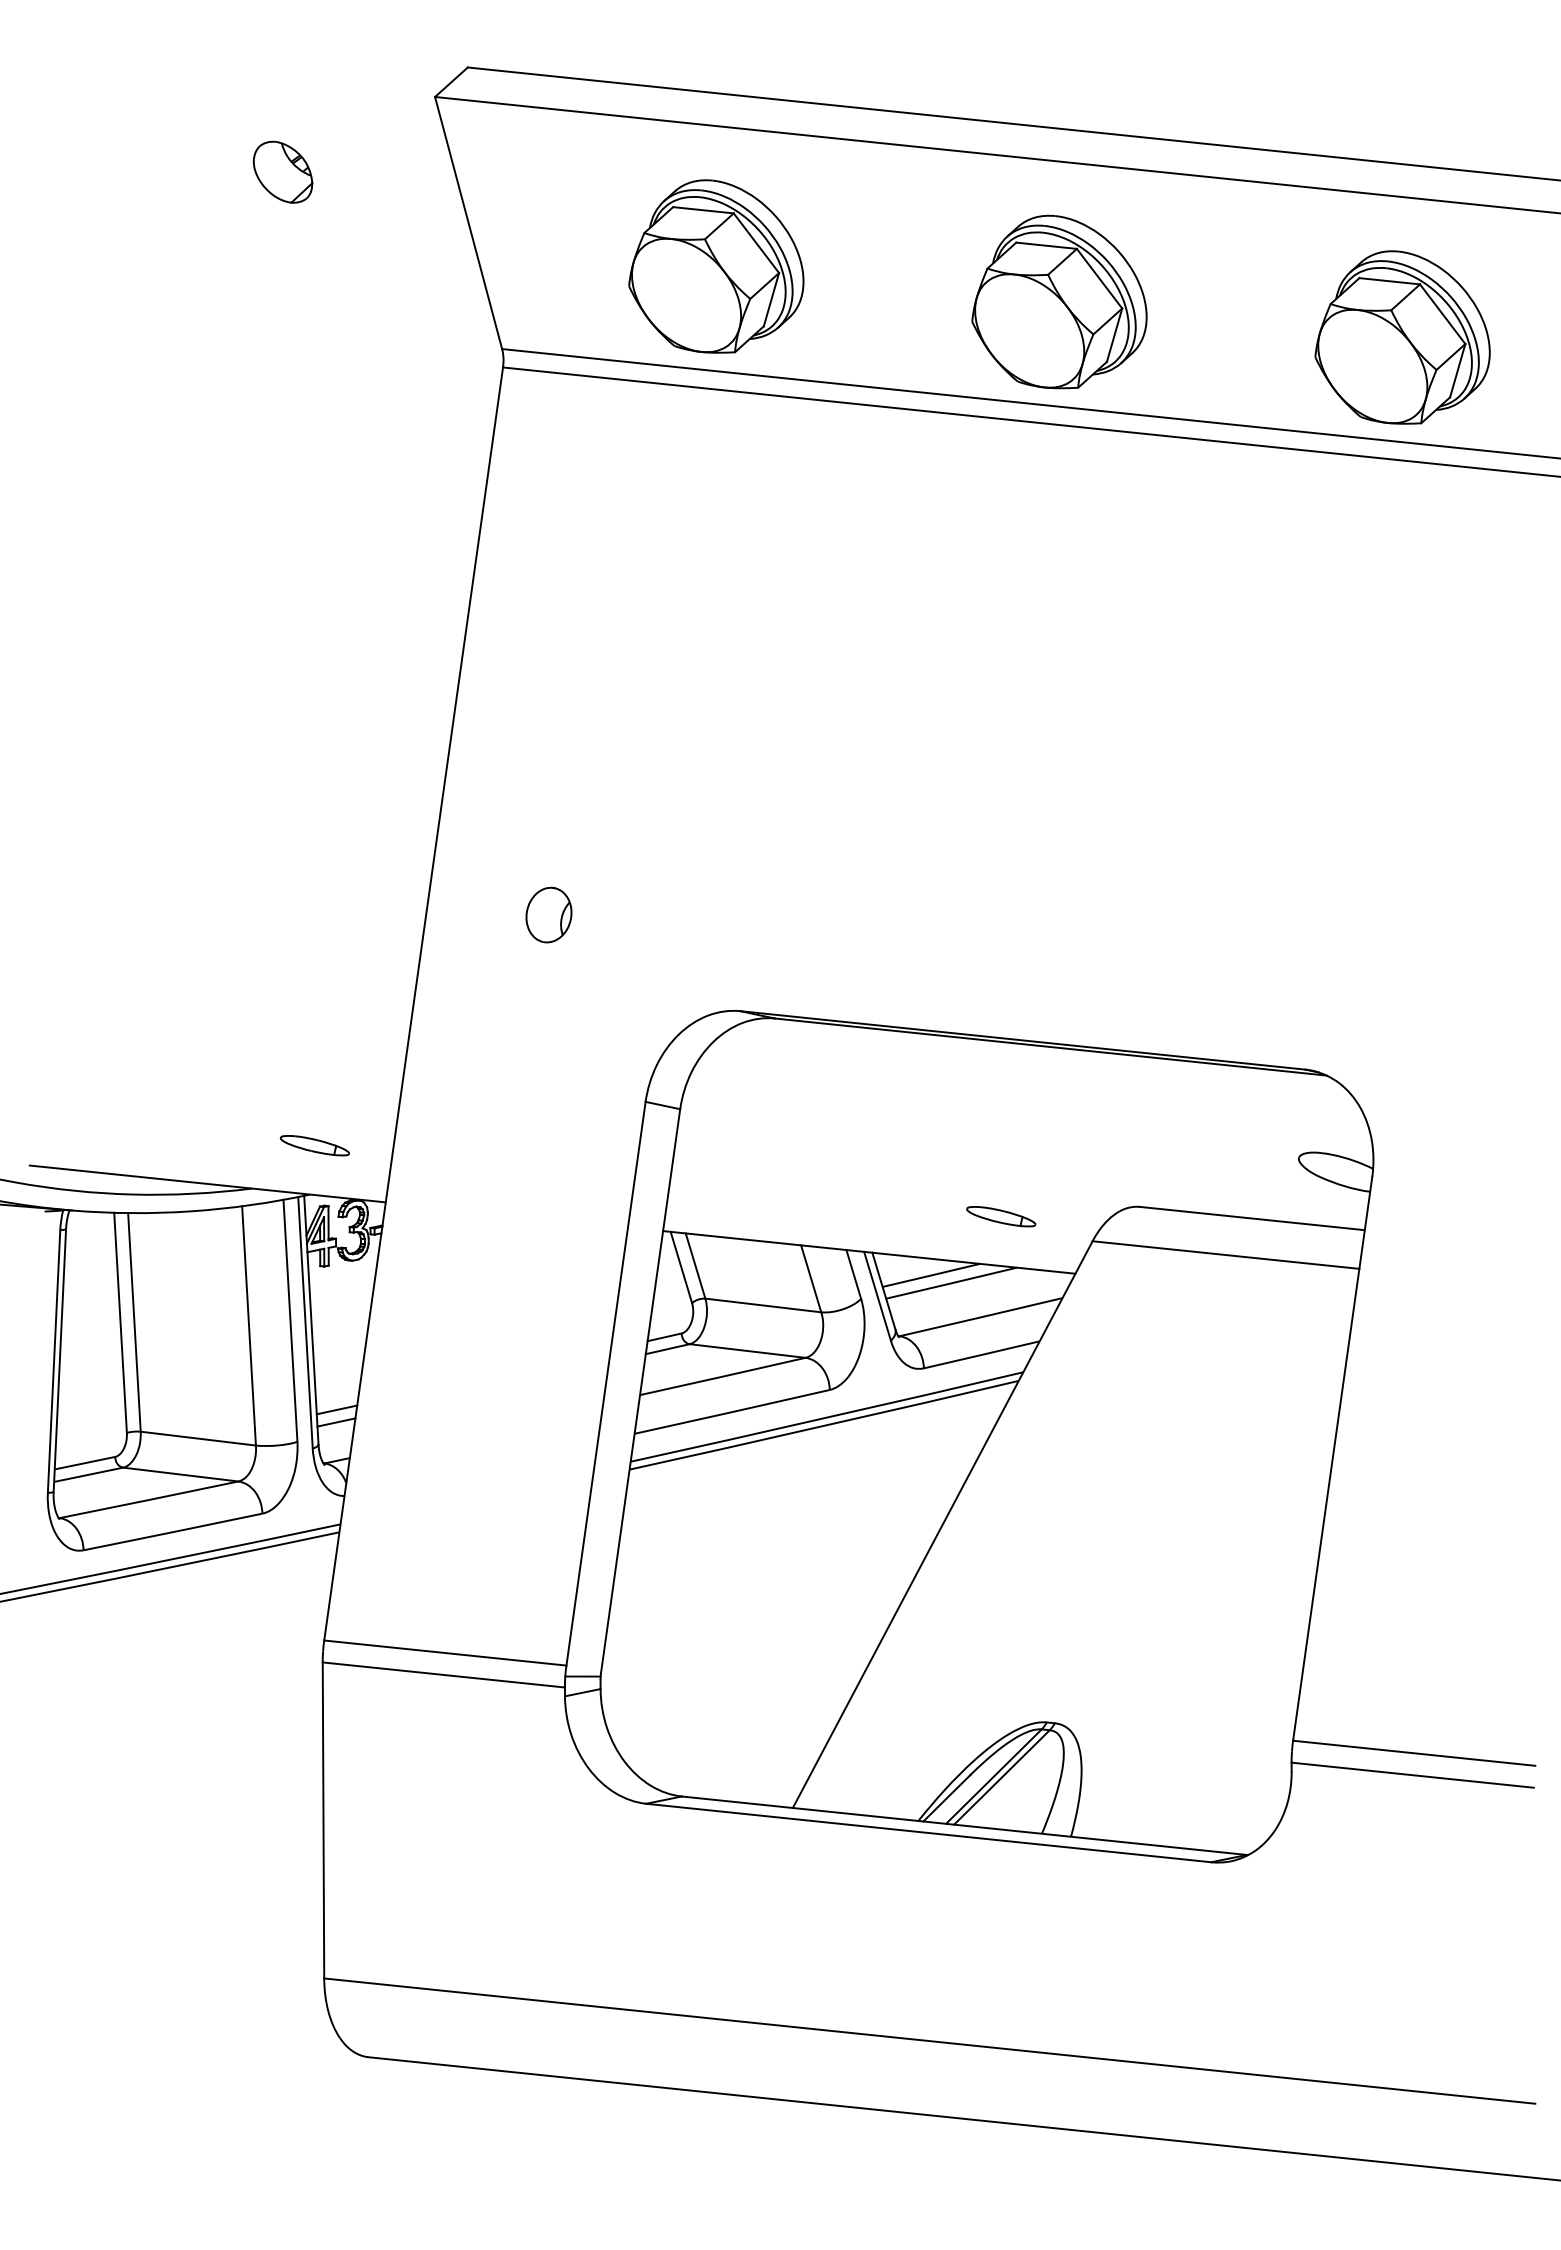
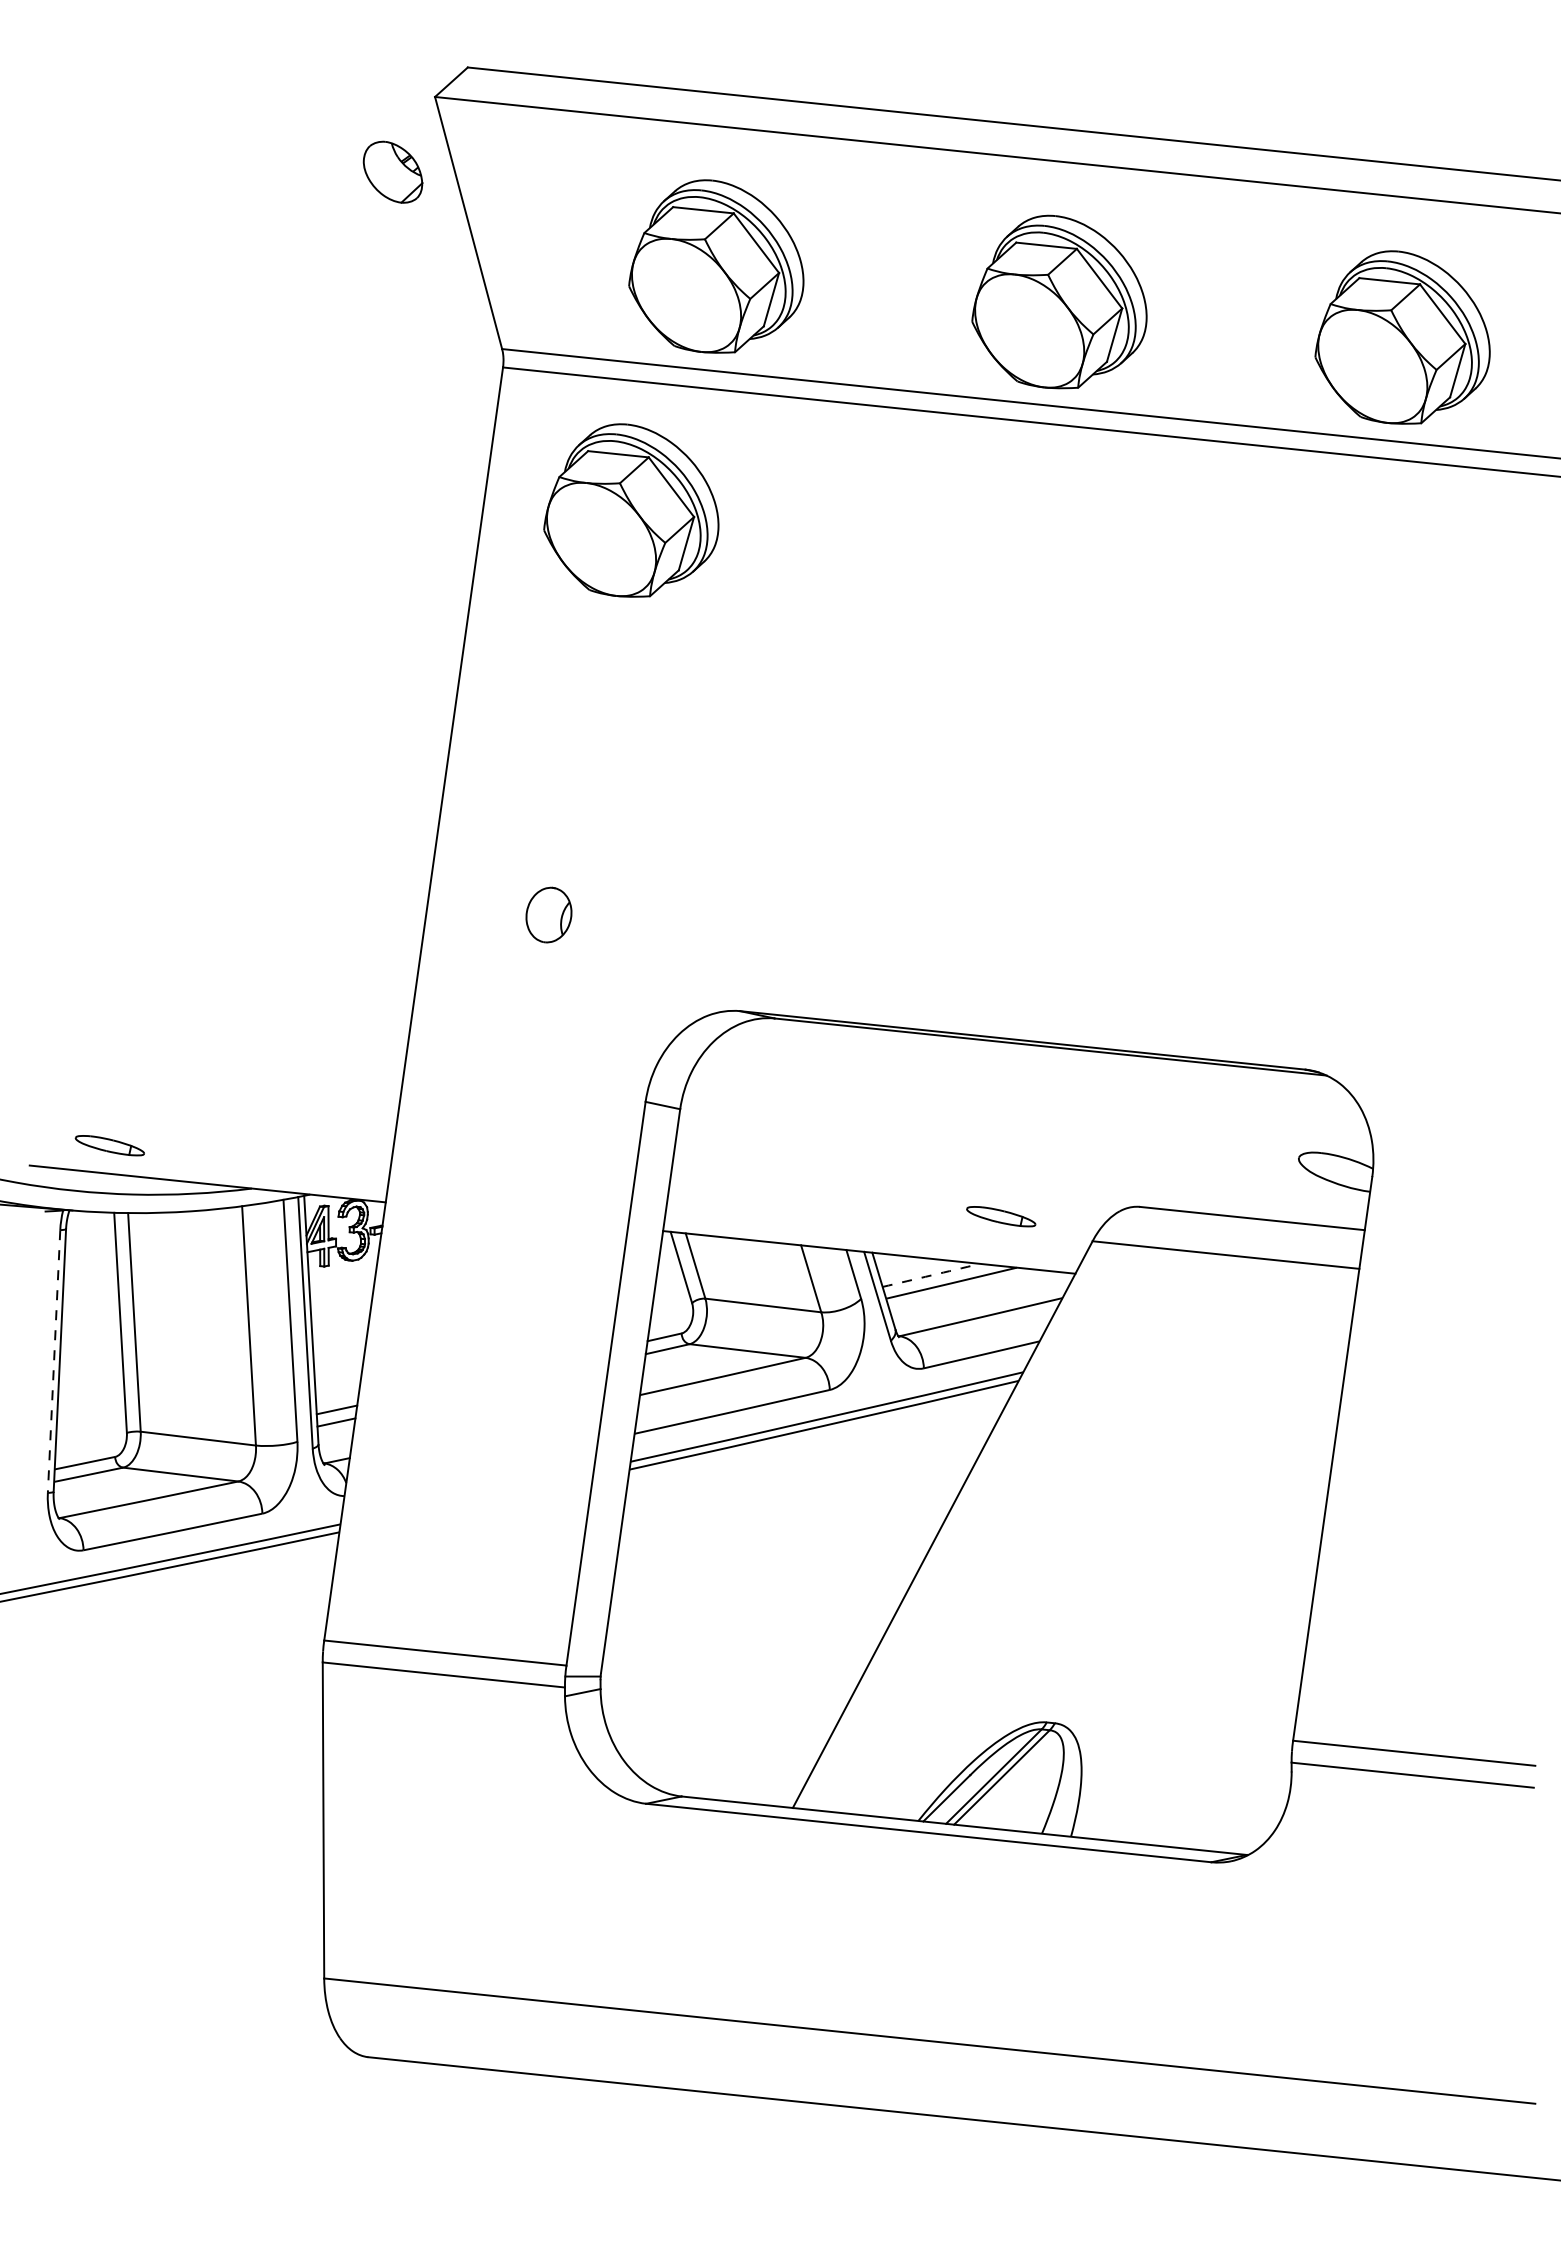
part position: (282, 171) -> (392, 171) (392, 171)
part: none -> present (631, 510)
part position: (314, 1145) -> (109, 1145) (109, 1145)
arc: solid -> dashed (931, 1275)
line: solid -> dashed (54, 1361)
